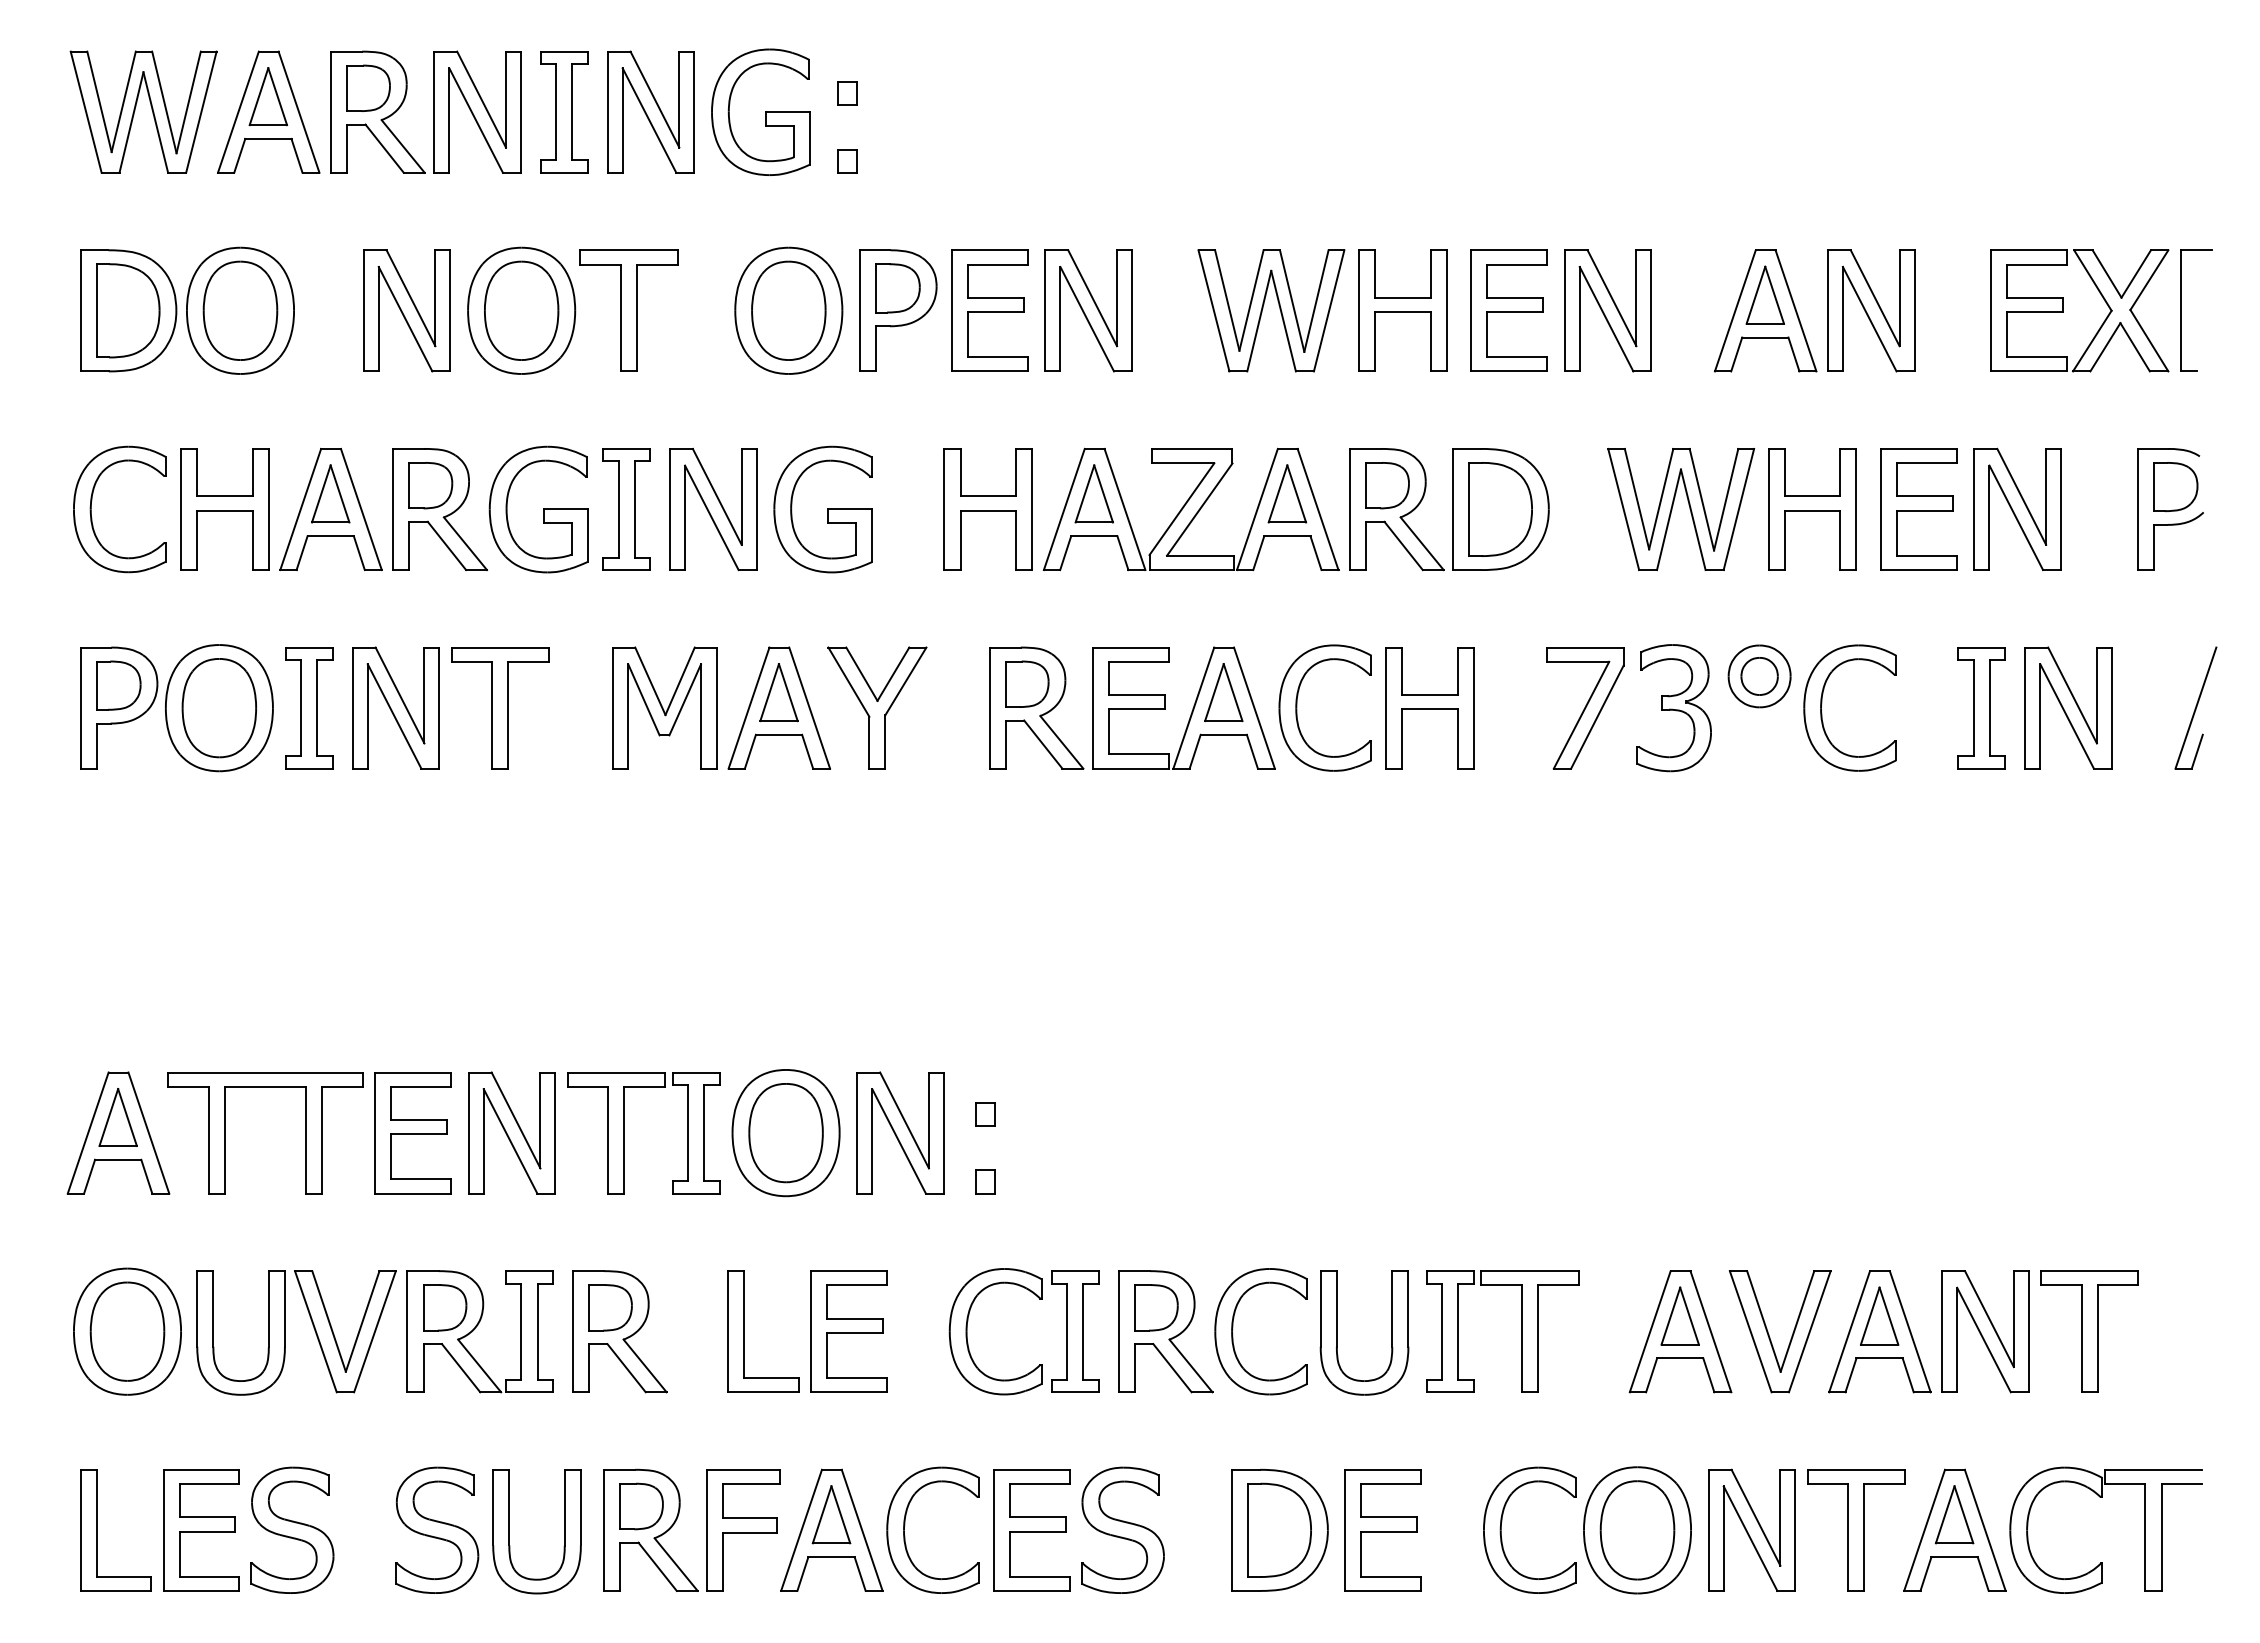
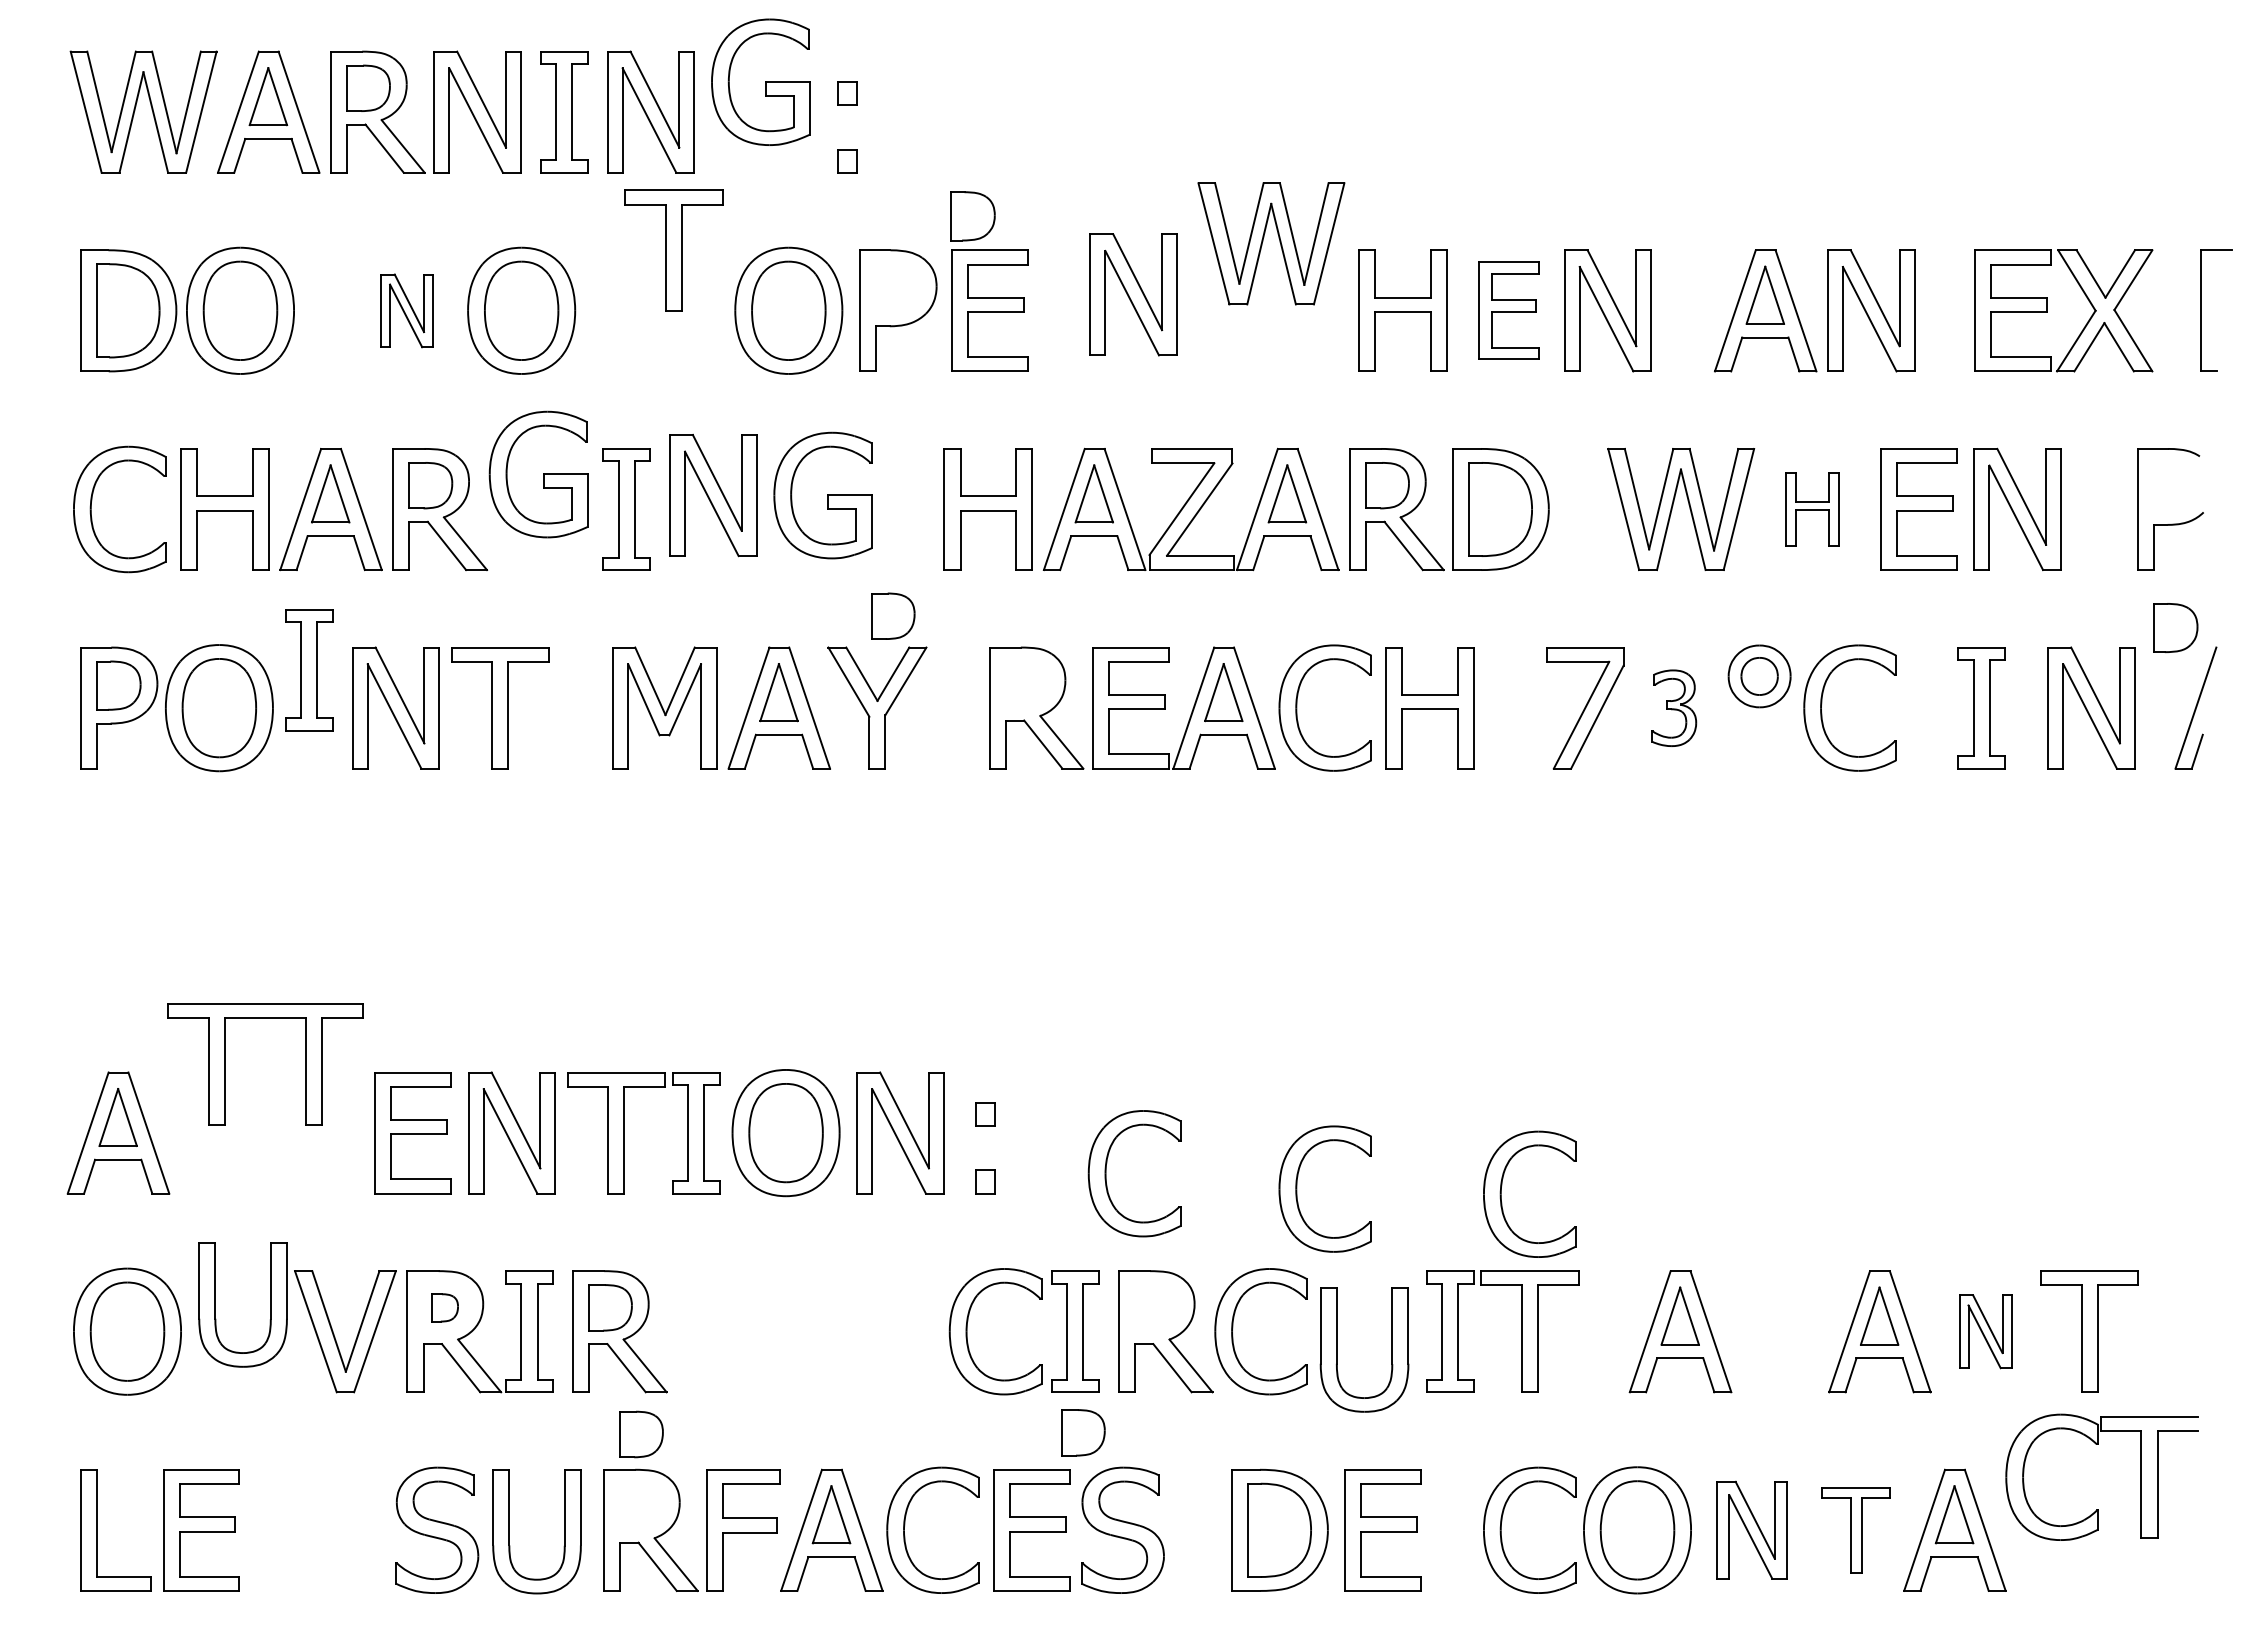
part position: (760, 111) -> (760, 81) (760, 81)
part position: (897, 288) -> (972, 216) (972, 216)
part position: (1279, 309) -> (1279, 242) (1279, 242)
part size: 88x124 px -> 54x76 px (406, 310)
part position: (628, 310) -> (673, 250) (673, 250)
part position: (1088, 310) -> (1133, 294) (1133, 294)
part size: 78x123 px -> 62x99 px (1508, 310)
part position: (2063, 310) -> (2047, 310) (2047, 310)
part position: (2181, 310) -> (2201, 310) (2201, 310)
part position: (2175, 487) -> (2175, 628) (2175, 628)
part position: (538, 509) -> (538, 474) (538, 474)
part position: (713, 509) -> (713, 495) (713, 495)
part position: (822, 509) -> (822, 495) (822, 495)
part size: 89x123 px -> 55x75 px (1812, 509)
part position: (1027, 683) -> (893, 615) (893, 615)
part position: (2068, 707) -> (2091, 707) (2091, 707)
part position: (309, 708) -> (309, 670) (309, 670)
part size: 76x129 px -> 47x78 px (1674, 707)
part position: (225, 1133) -> (225, 1064) (225, 1064)
part: none -> present (1106, 1173)
part: none -> present (1297, 1188)
part: none -> present (1501, 1193)
part size: 45x48 px -> 28x30 px (444, 1307)
part position: (1156, 1307) -> (1083, 1432) (1083, 1432)
part: present -> none (744, 1331)
part: present -> none (848, 1331)
part size: 89x124 px -> 54x76 px (1985, 1331)
part position: (213, 1332) -> (215, 1304) (215, 1304)
part position: (1337, 1332) -> (1337, 1349) (1337, 1349)
part: present -> none (1769, 1334)
part position: (2102, 1497) -> (2098, 1444) (2098, 1444)
part position: (641, 1506) -> (641, 1434) (641, 1434)
part: present -> none (292, 1529)
part size: 88x124 px -> 72x100 px (1751, 1529)
part size: 99x123 px -> 70x87 px (1855, 1530)
